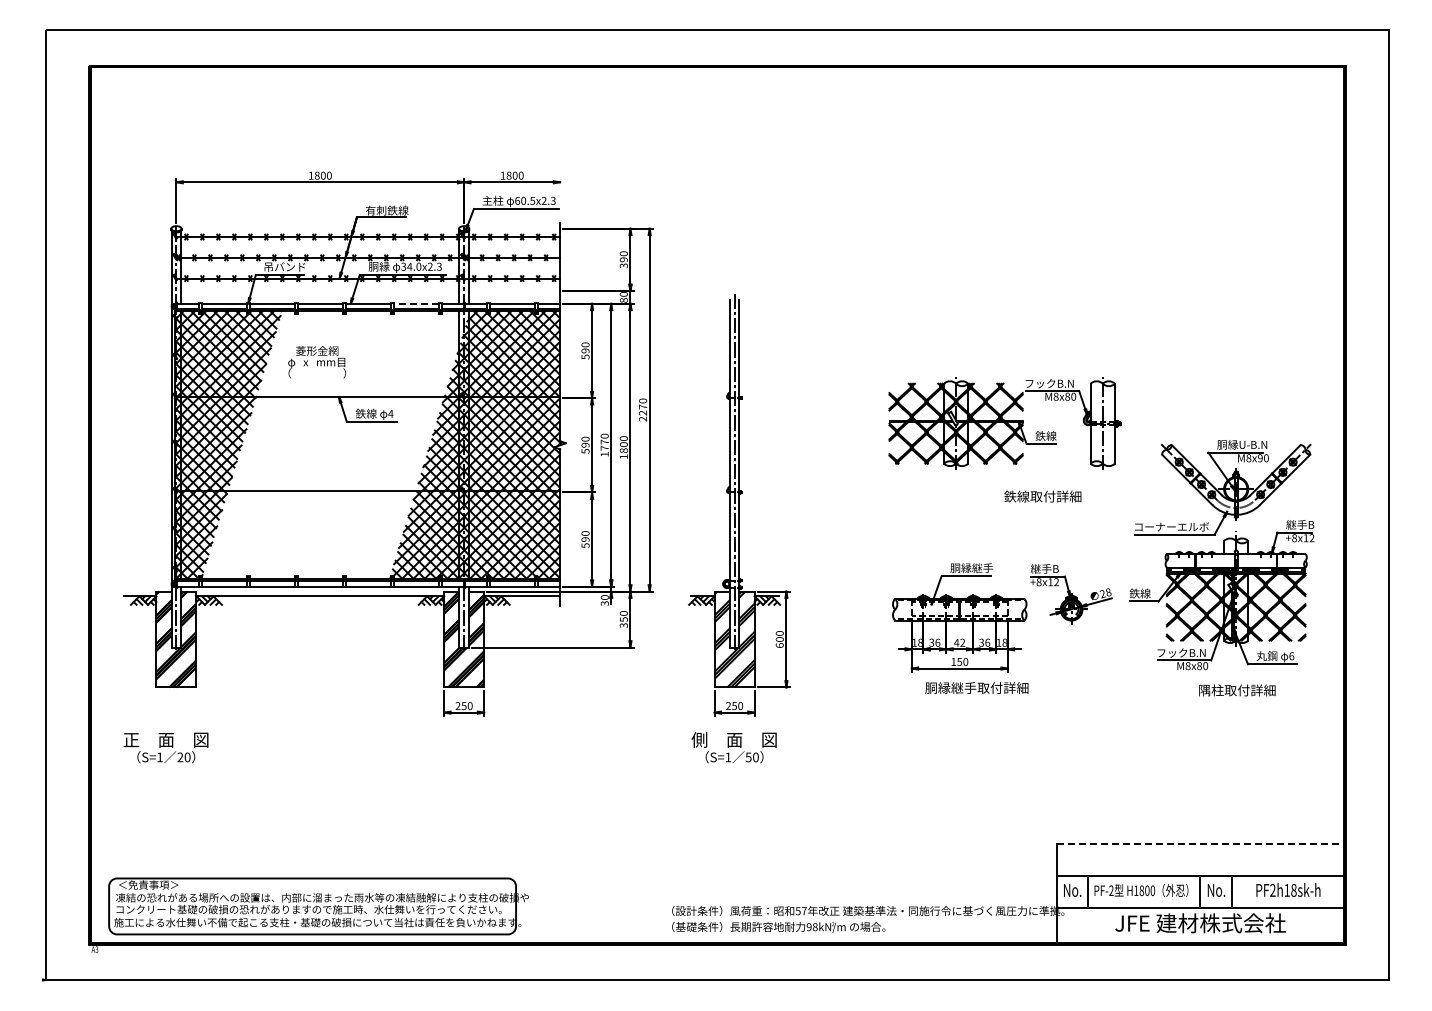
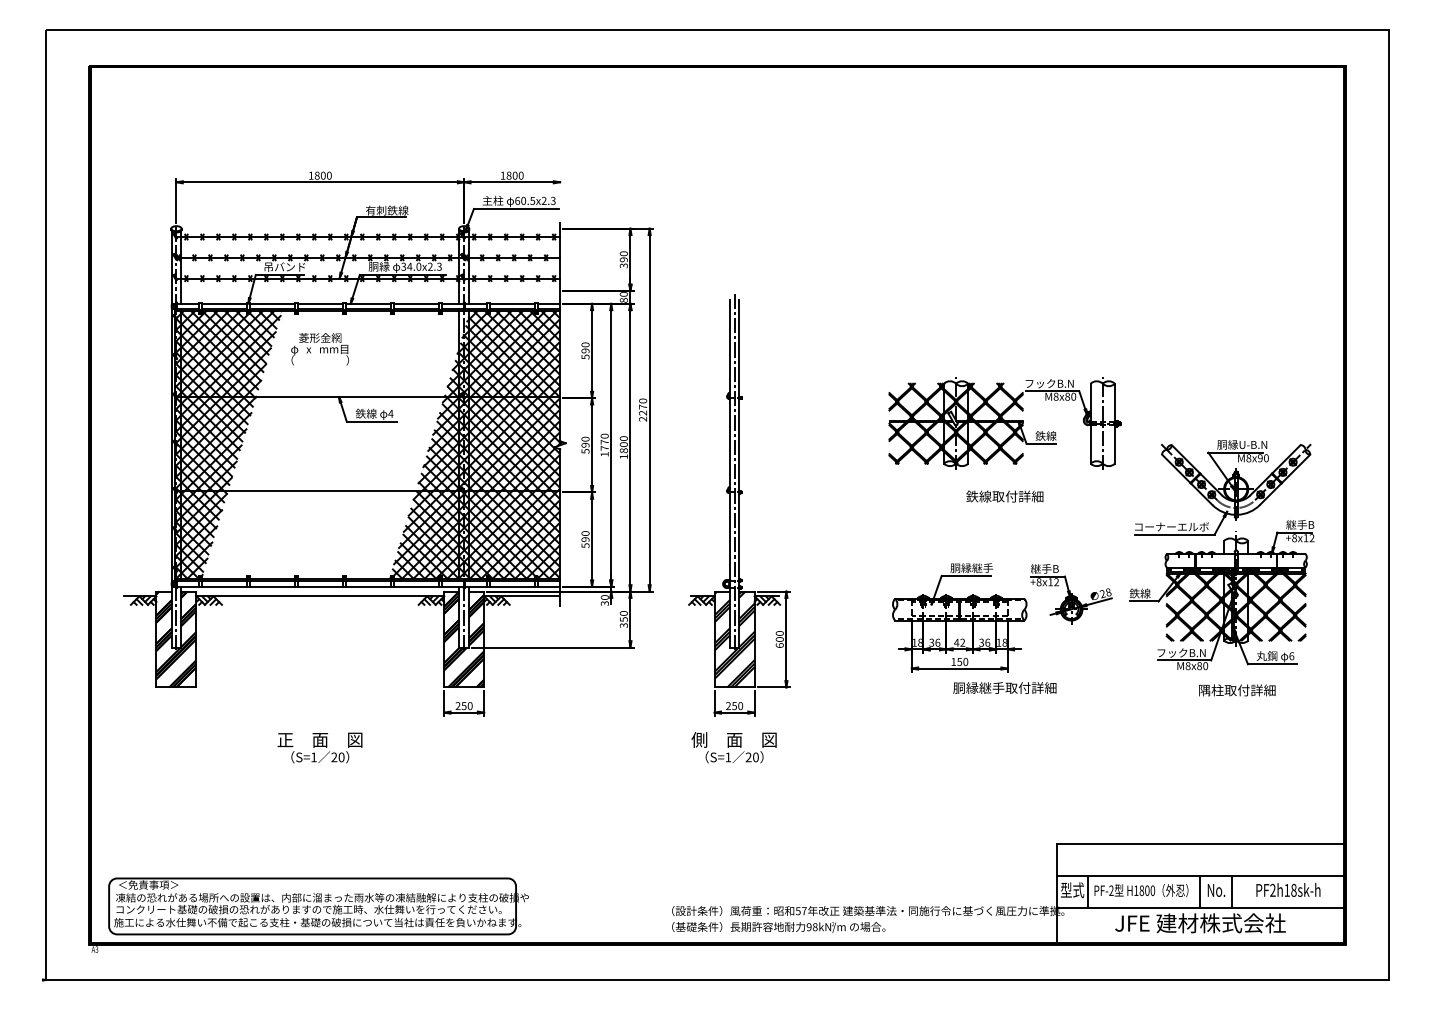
line: dashed -> solid (415, 303)
text position: (316, 362) -> (319, 349) (319, 349)
text position: (1042, 496) -> (1004, 496) (1004, 496)
text position: (976, 687) -> (1004, 687) (1004, 687)
text position: (165, 747) -> (319, 747) (319, 747)
text: 50 -> 20 (748, 757)
line: dashed -> solid (1200, 844)
text: No. -> 型式 (1072, 890)
